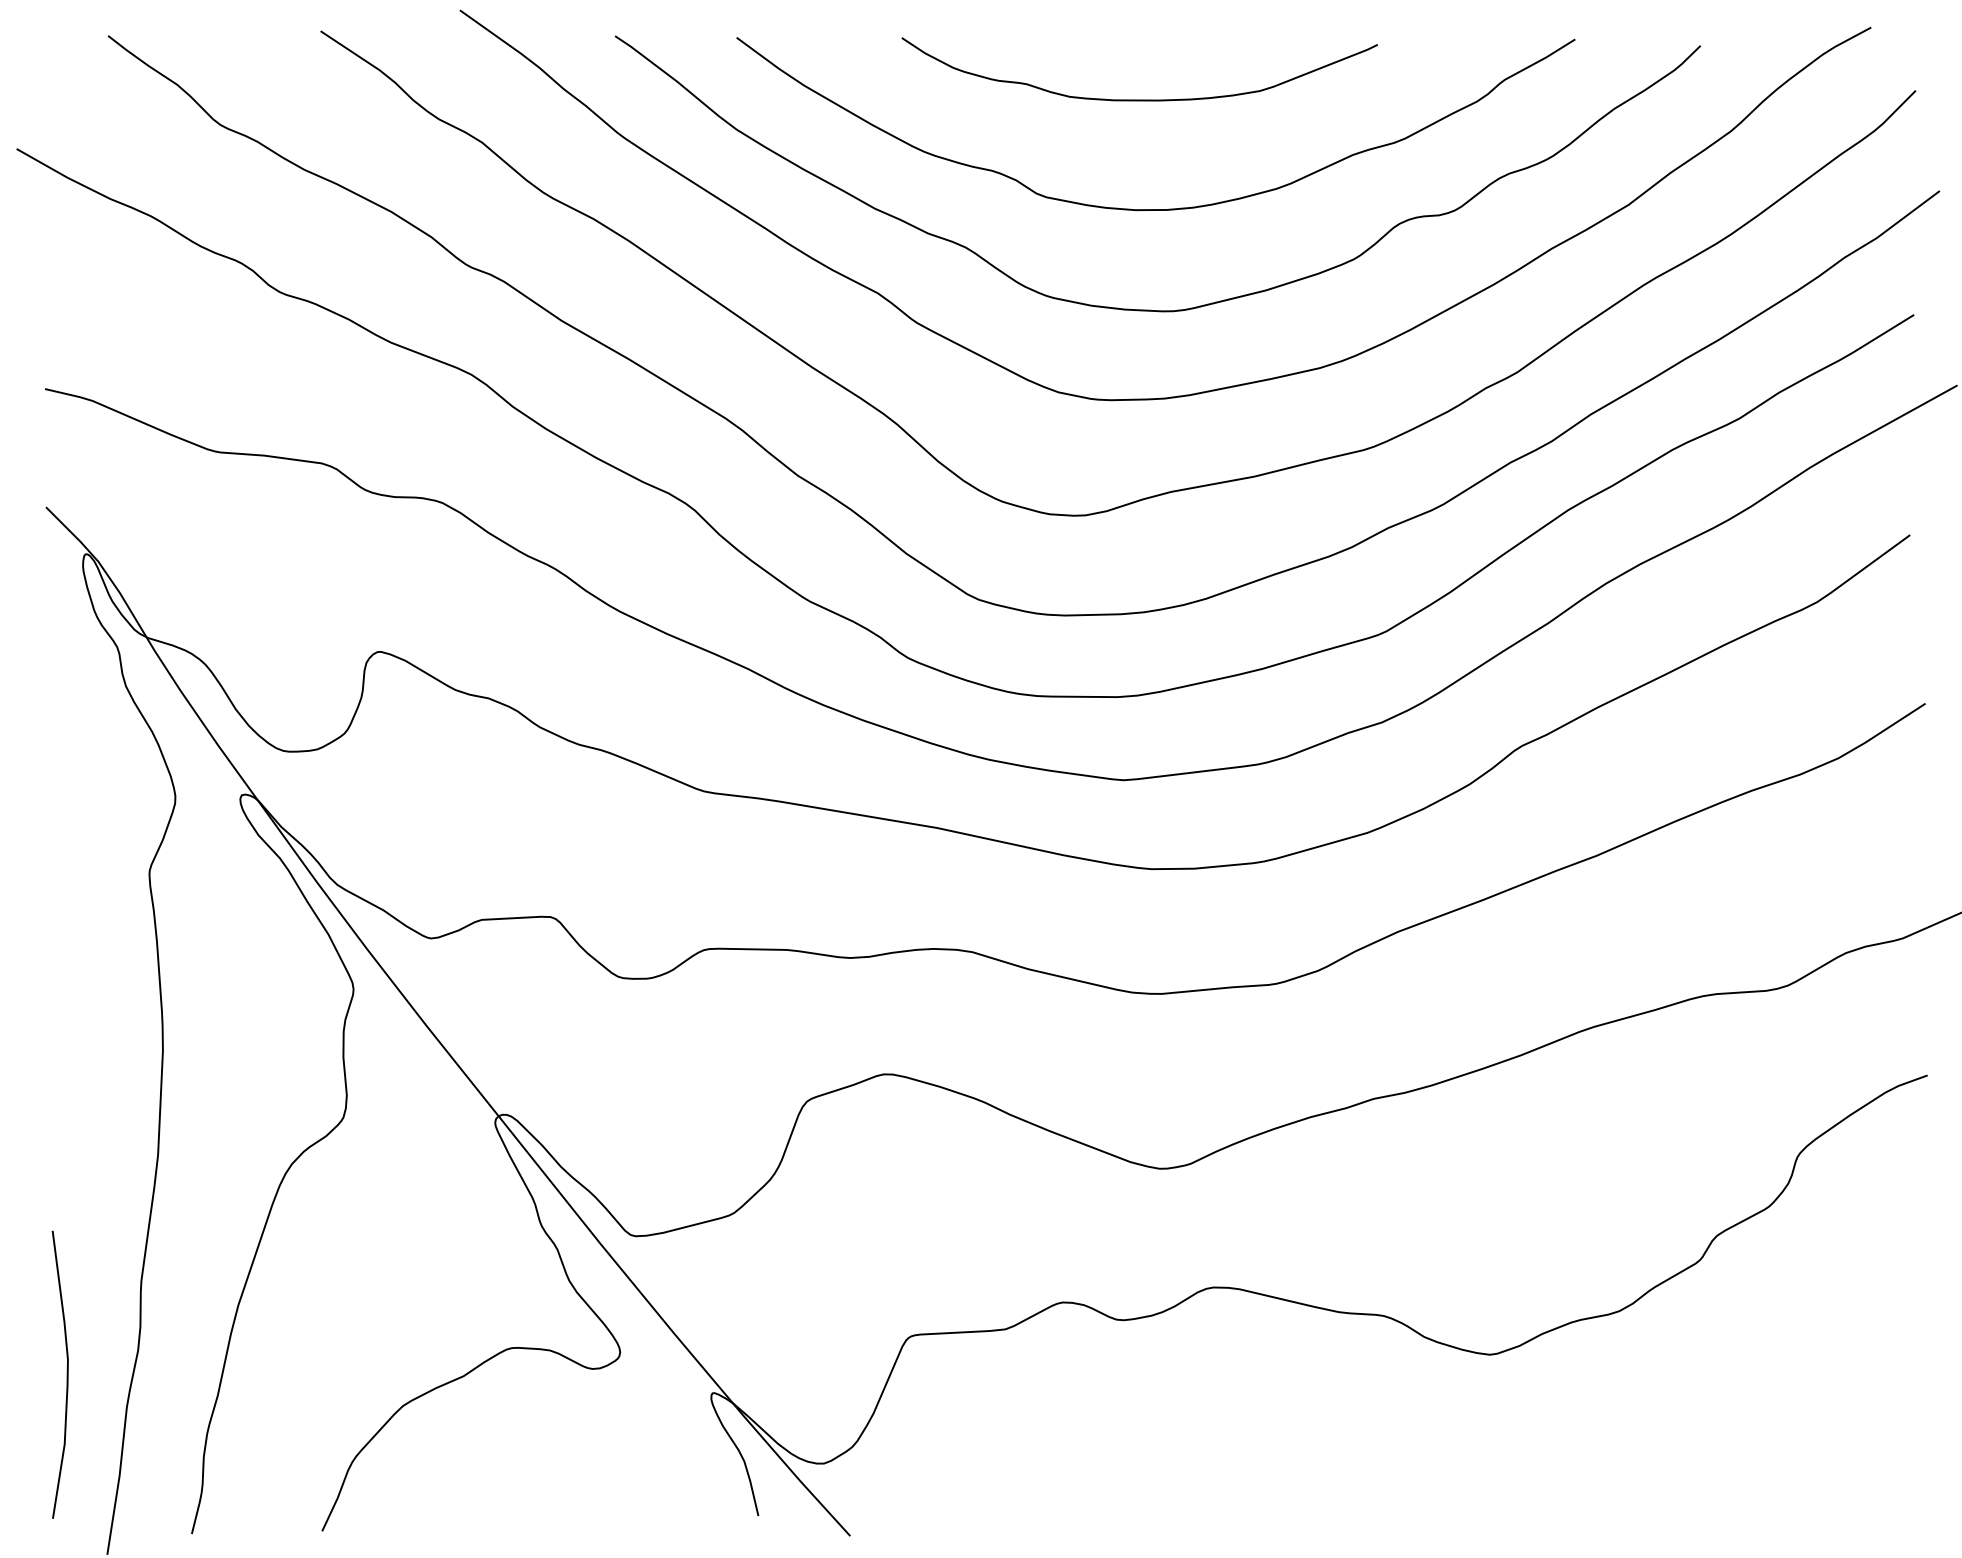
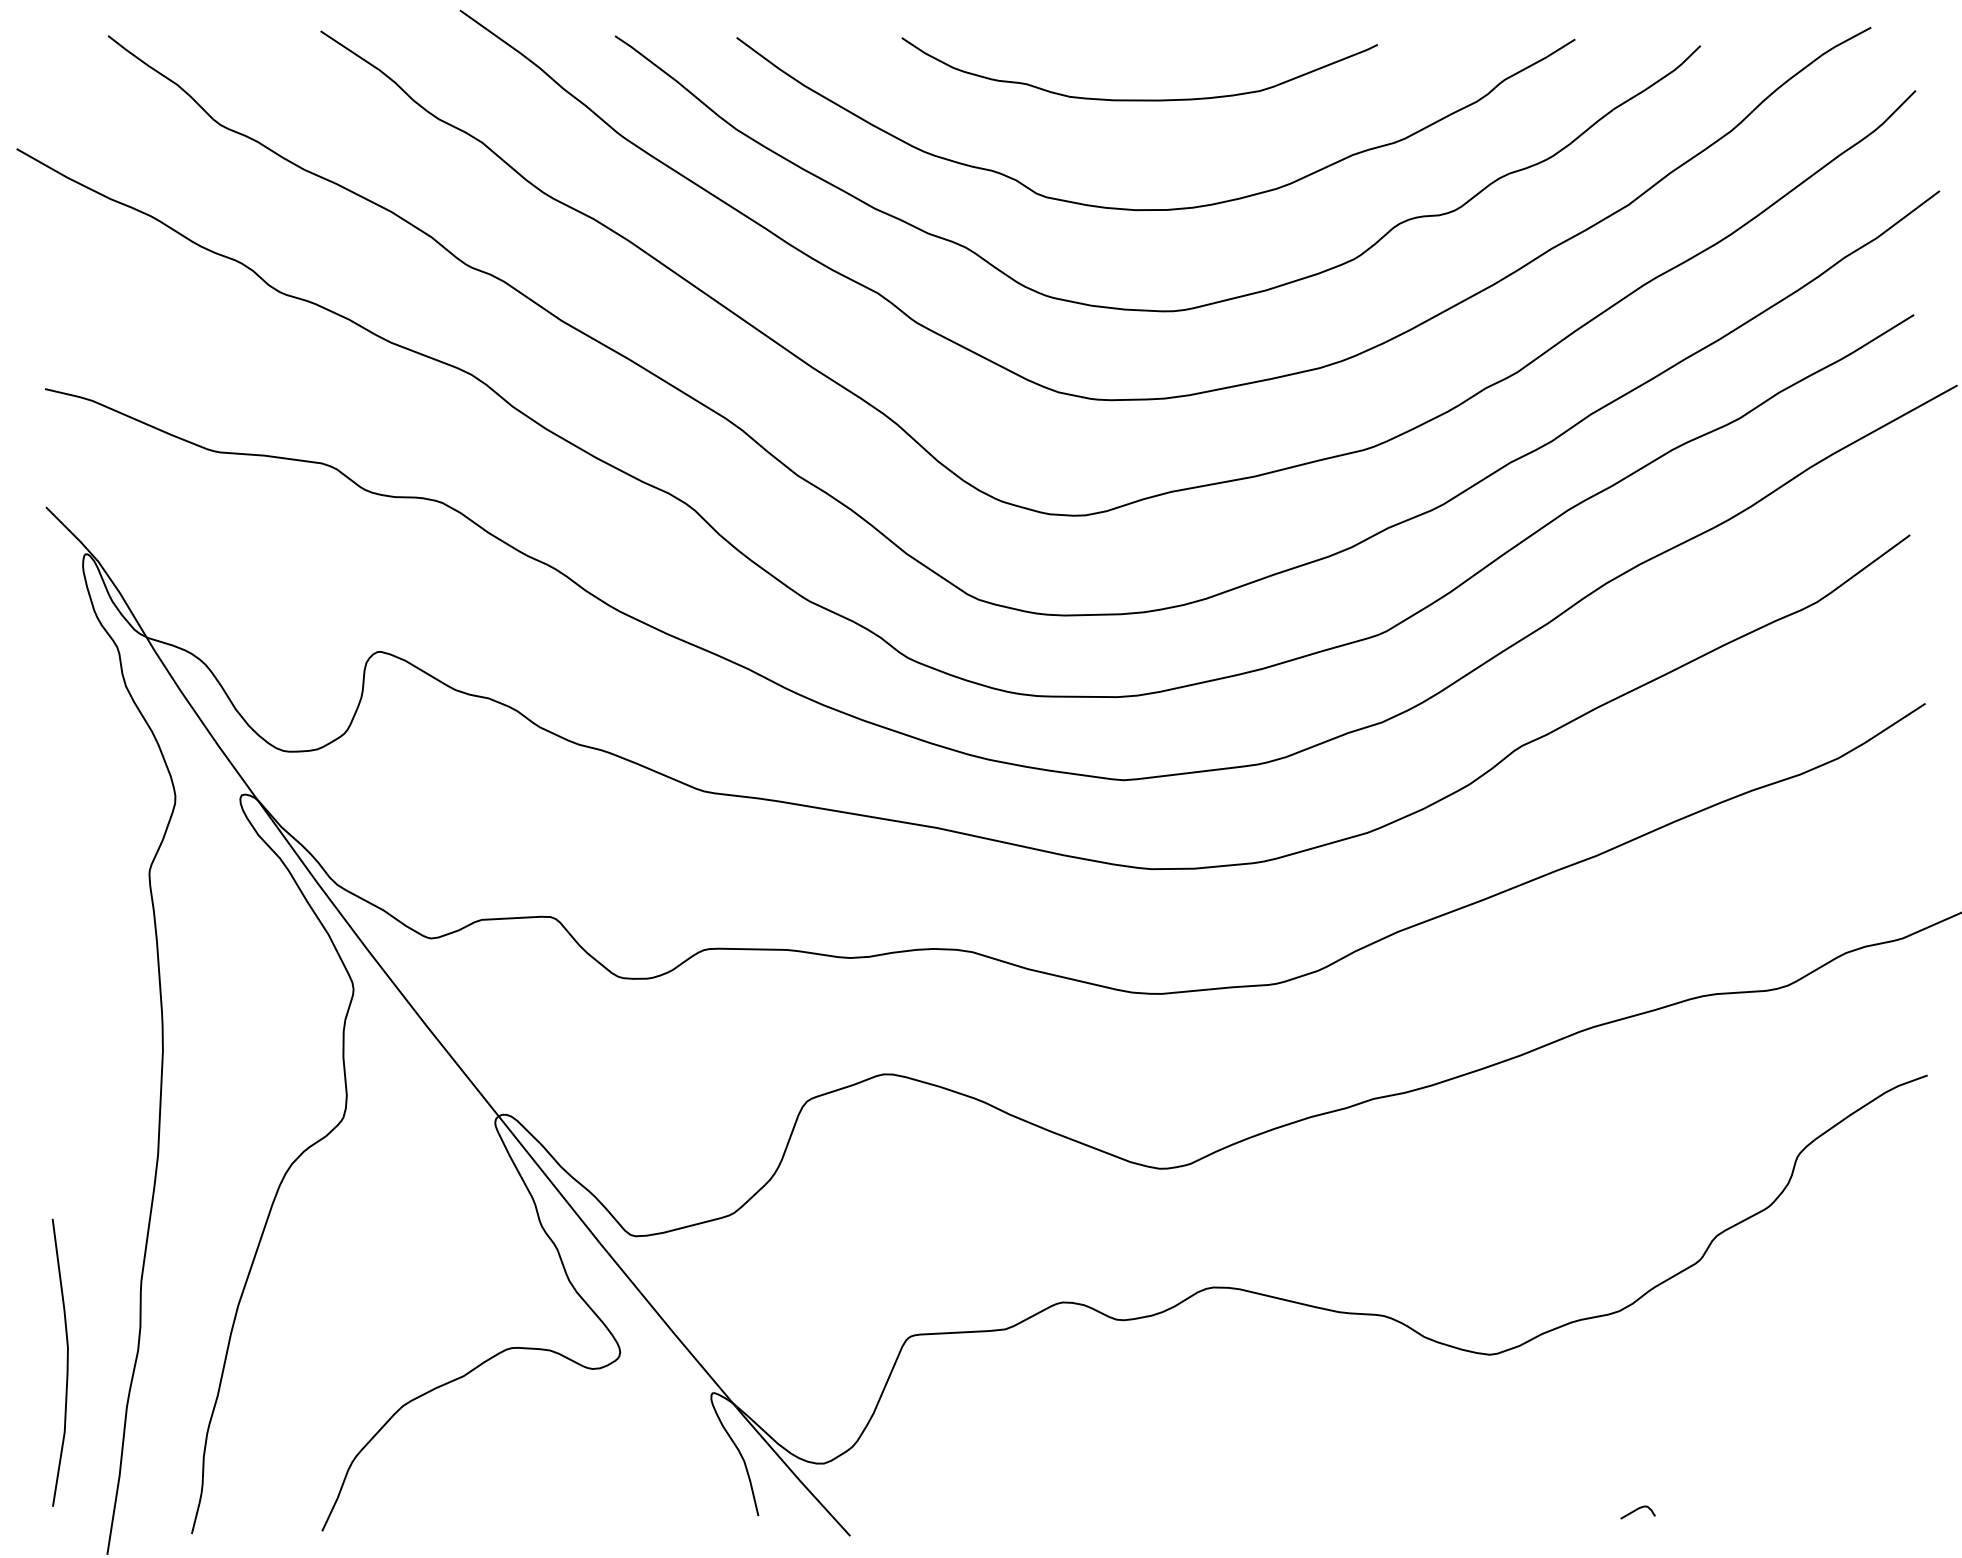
curve position: (66, 1374) -> (66, 1362) (66, 1362)
curve: none -> present (1637, 1510)
